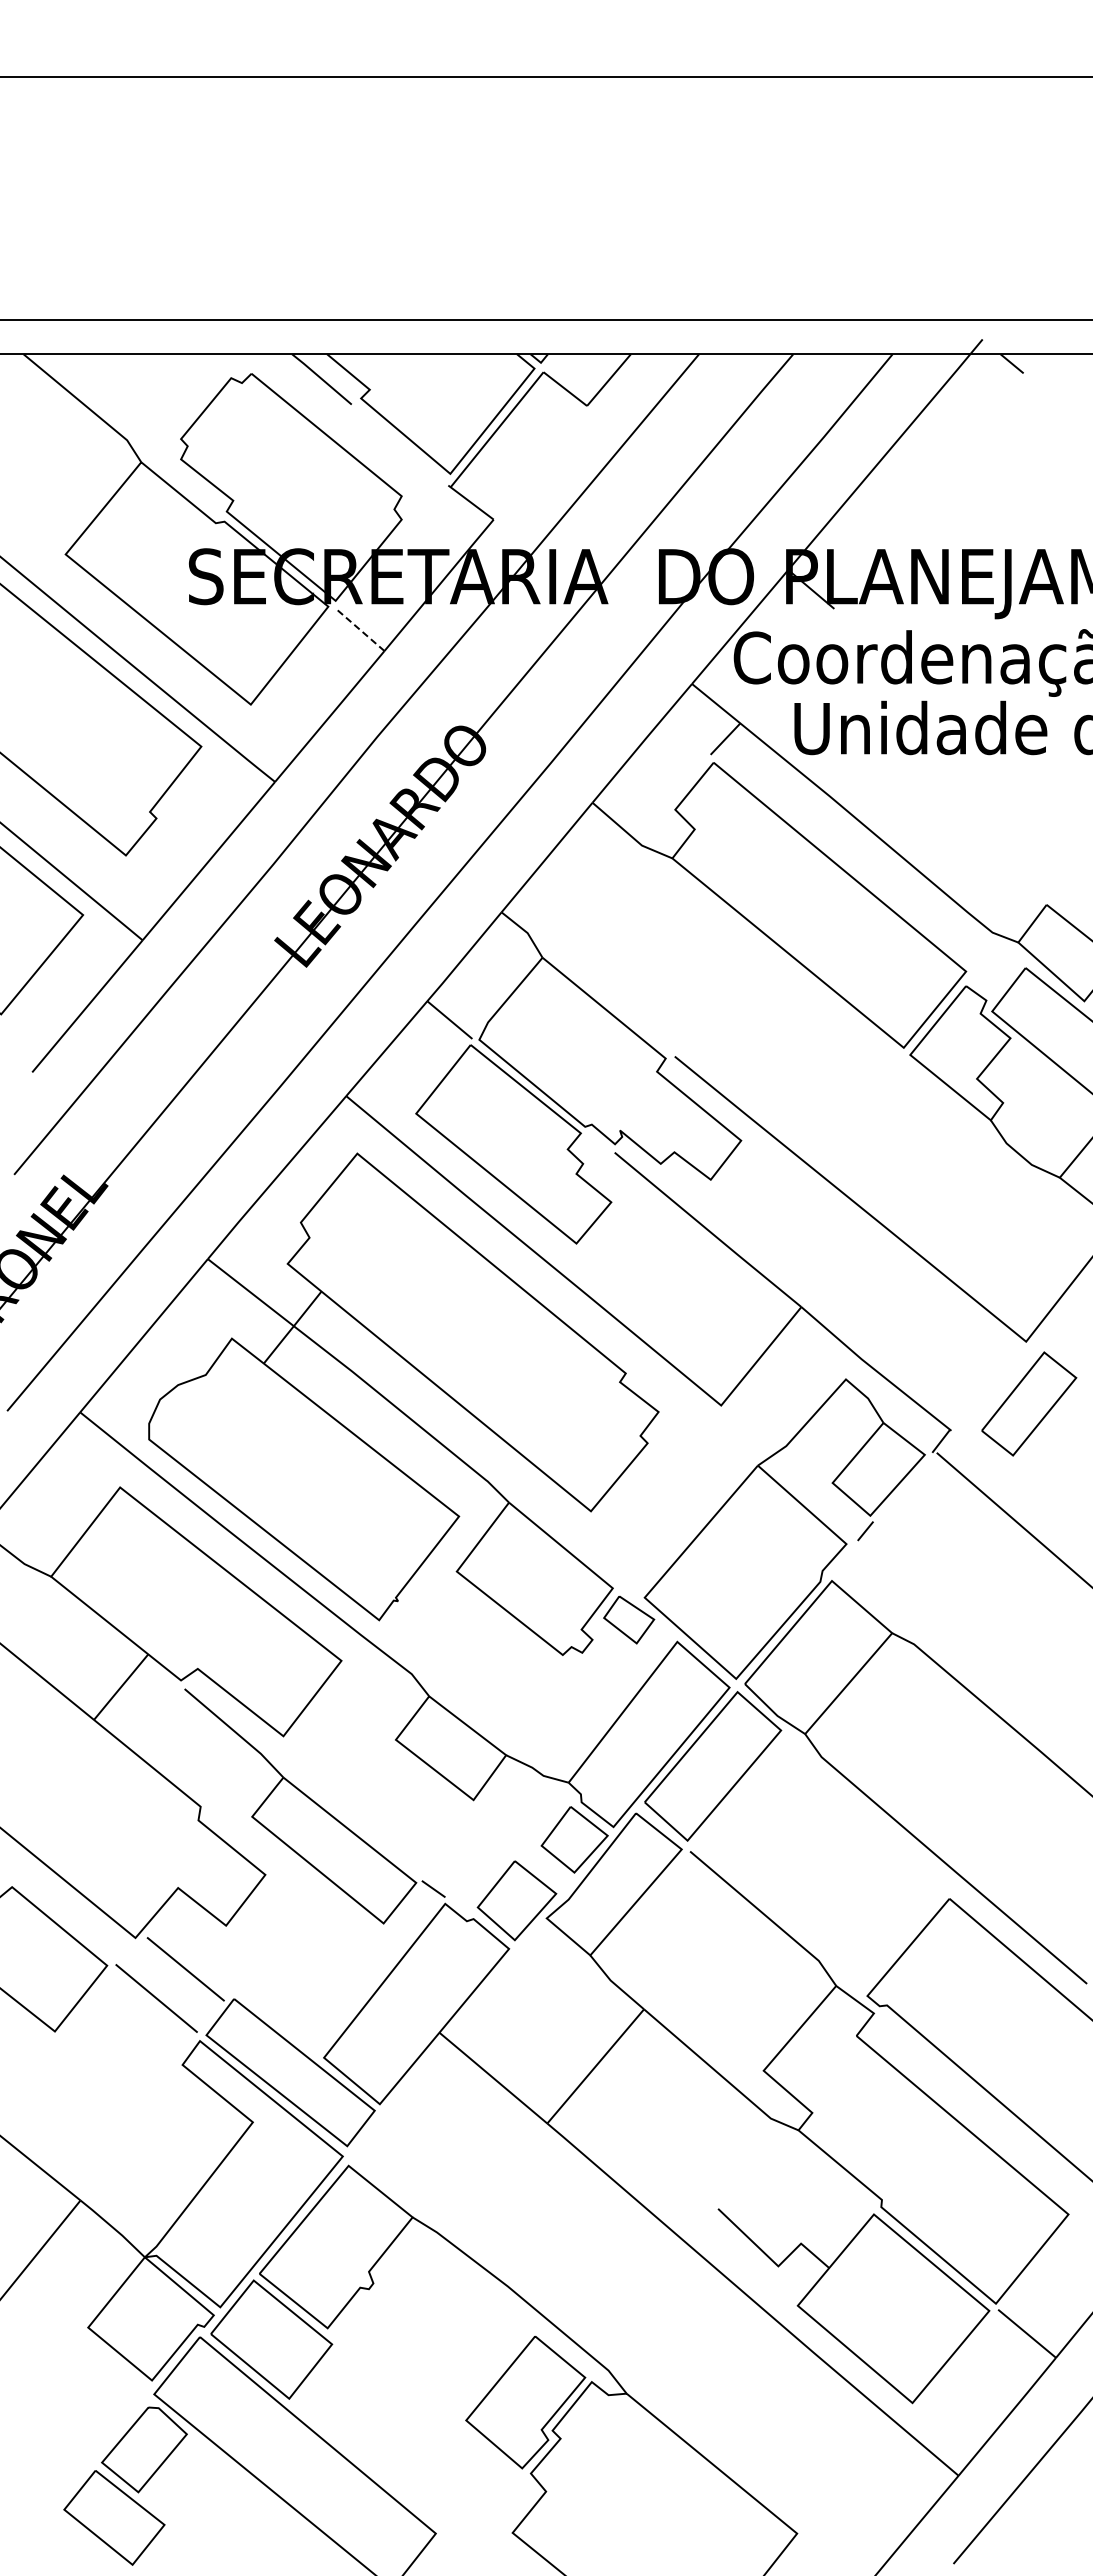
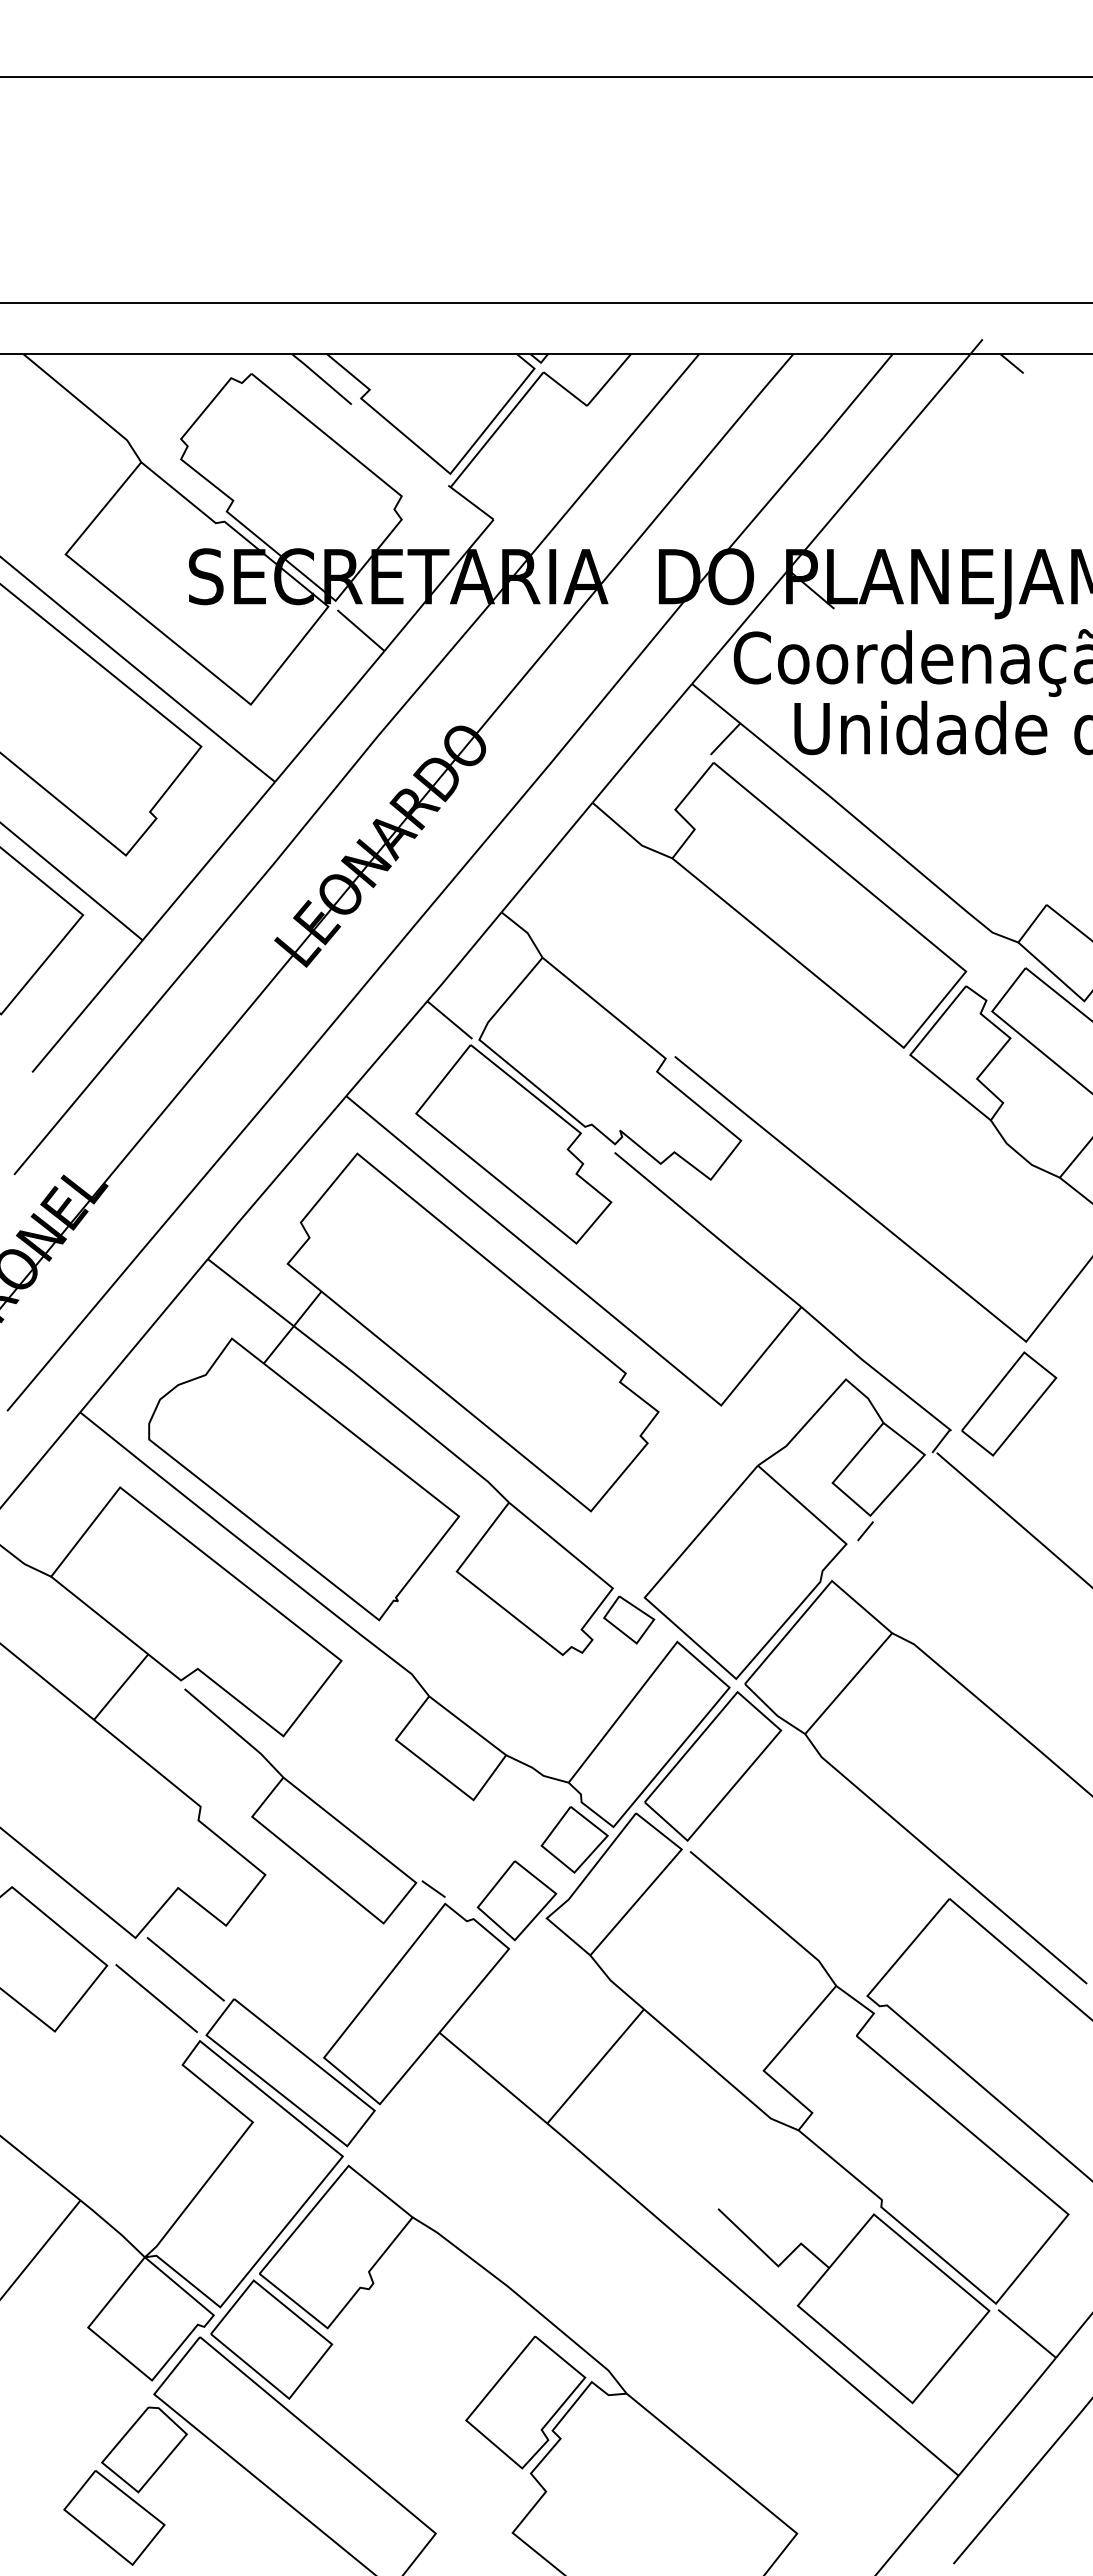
line position: (545, 320) -> (545, 303) (545, 303)
line: dashed -> solid (360, 630)
part position: (1029, 1403) -> (1009, 1403) (1009, 1403)
